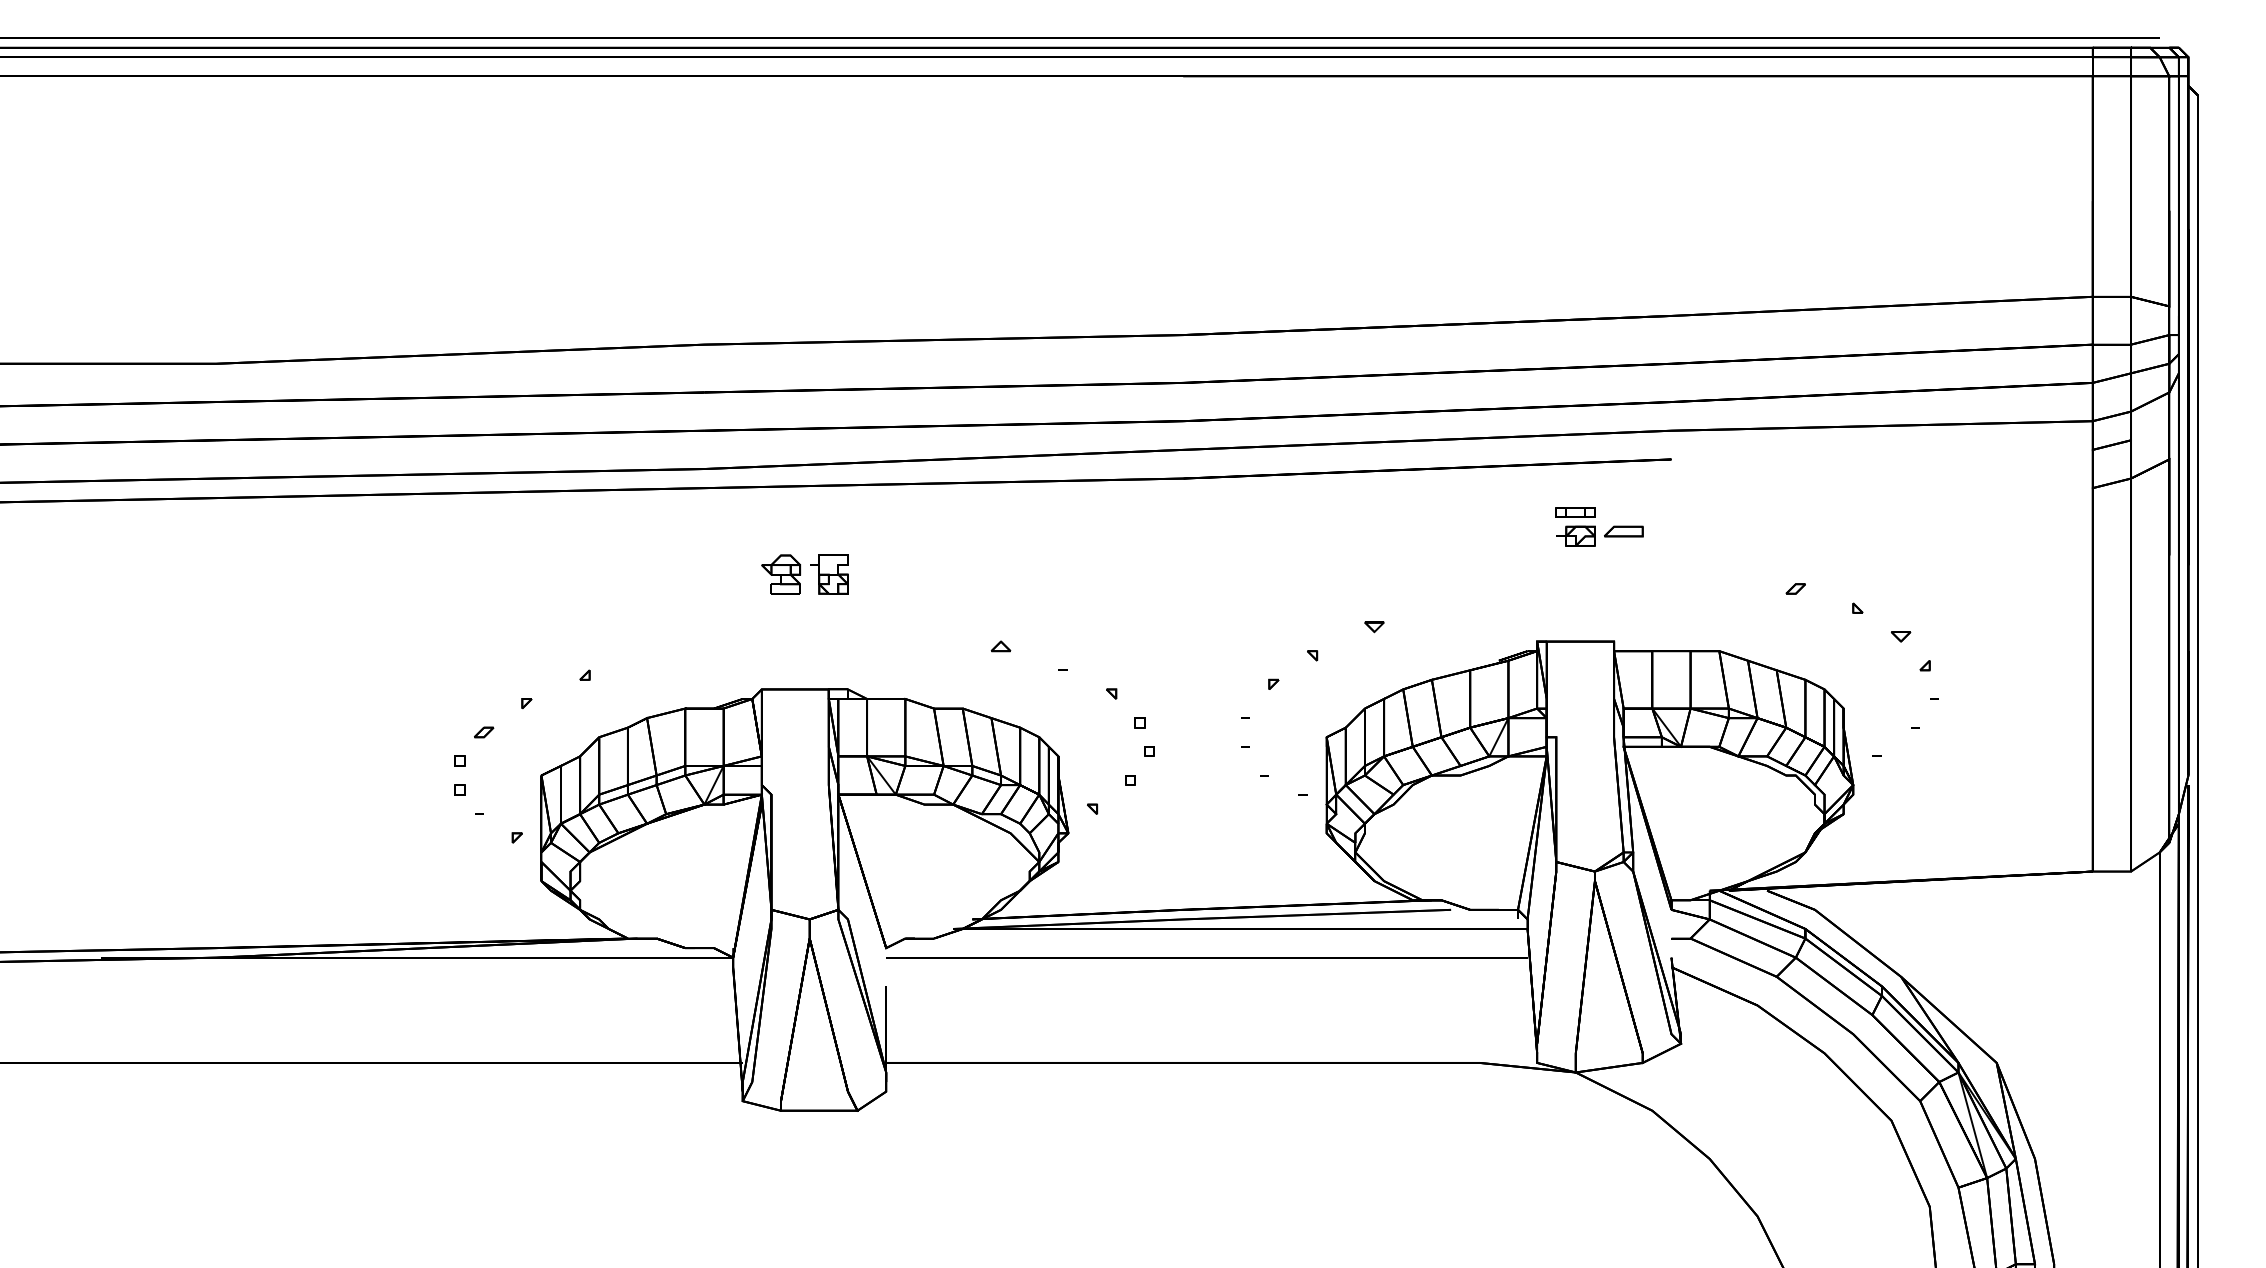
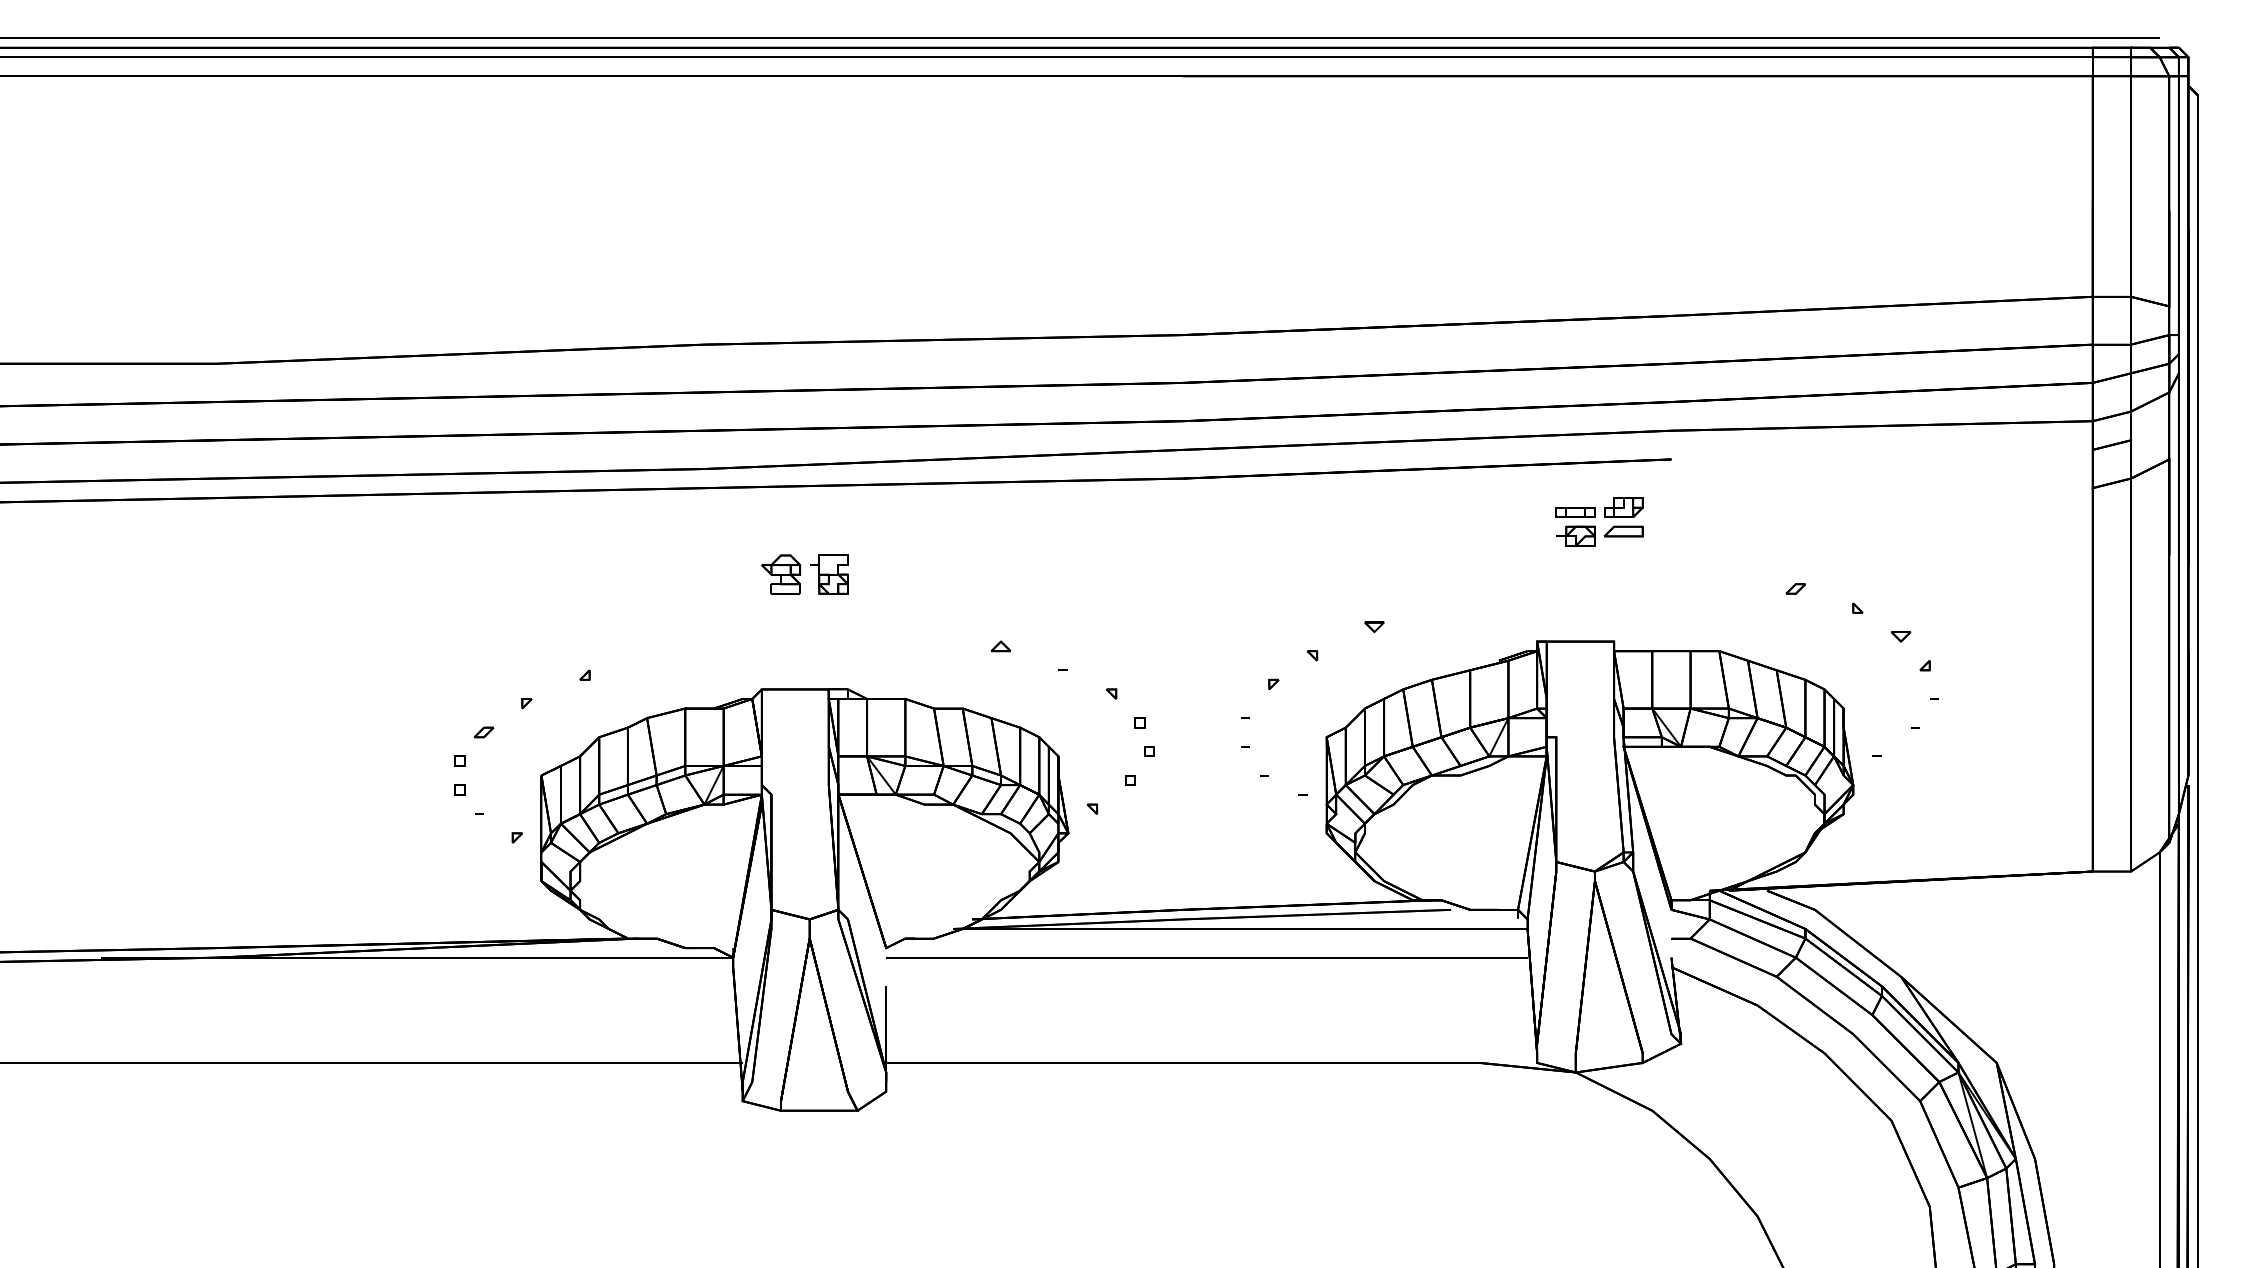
part: none -> present (1623, 507)
